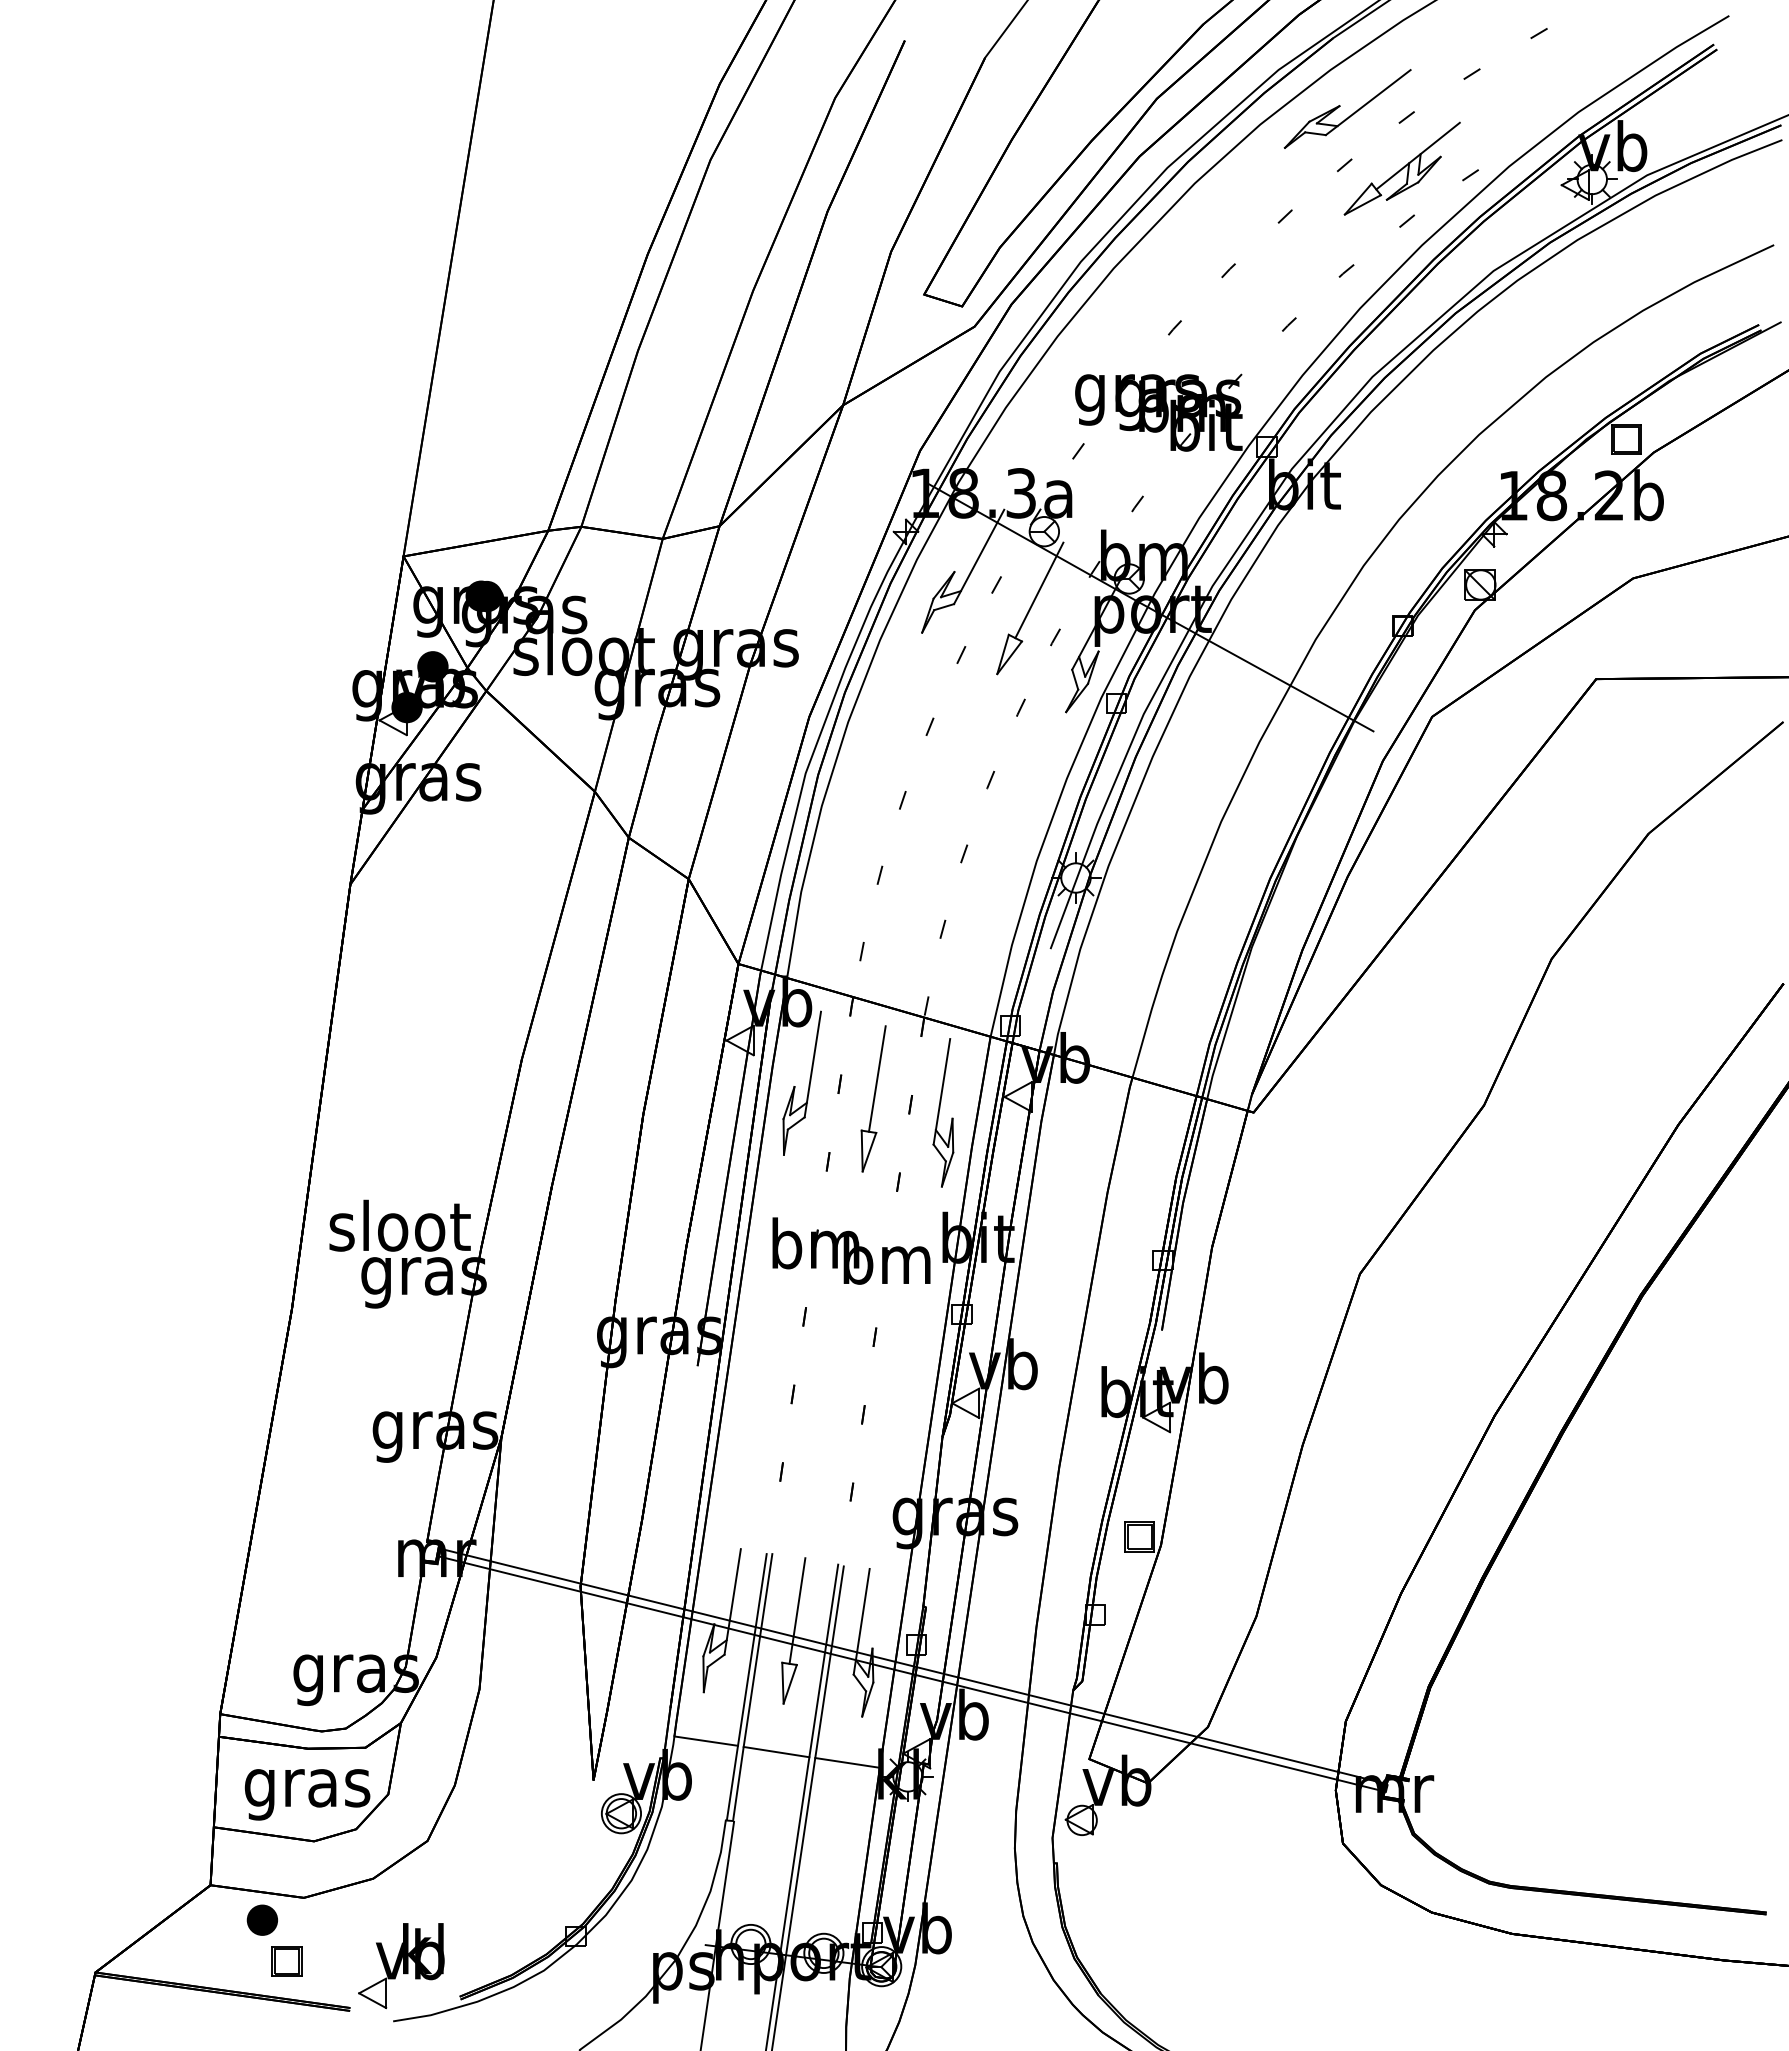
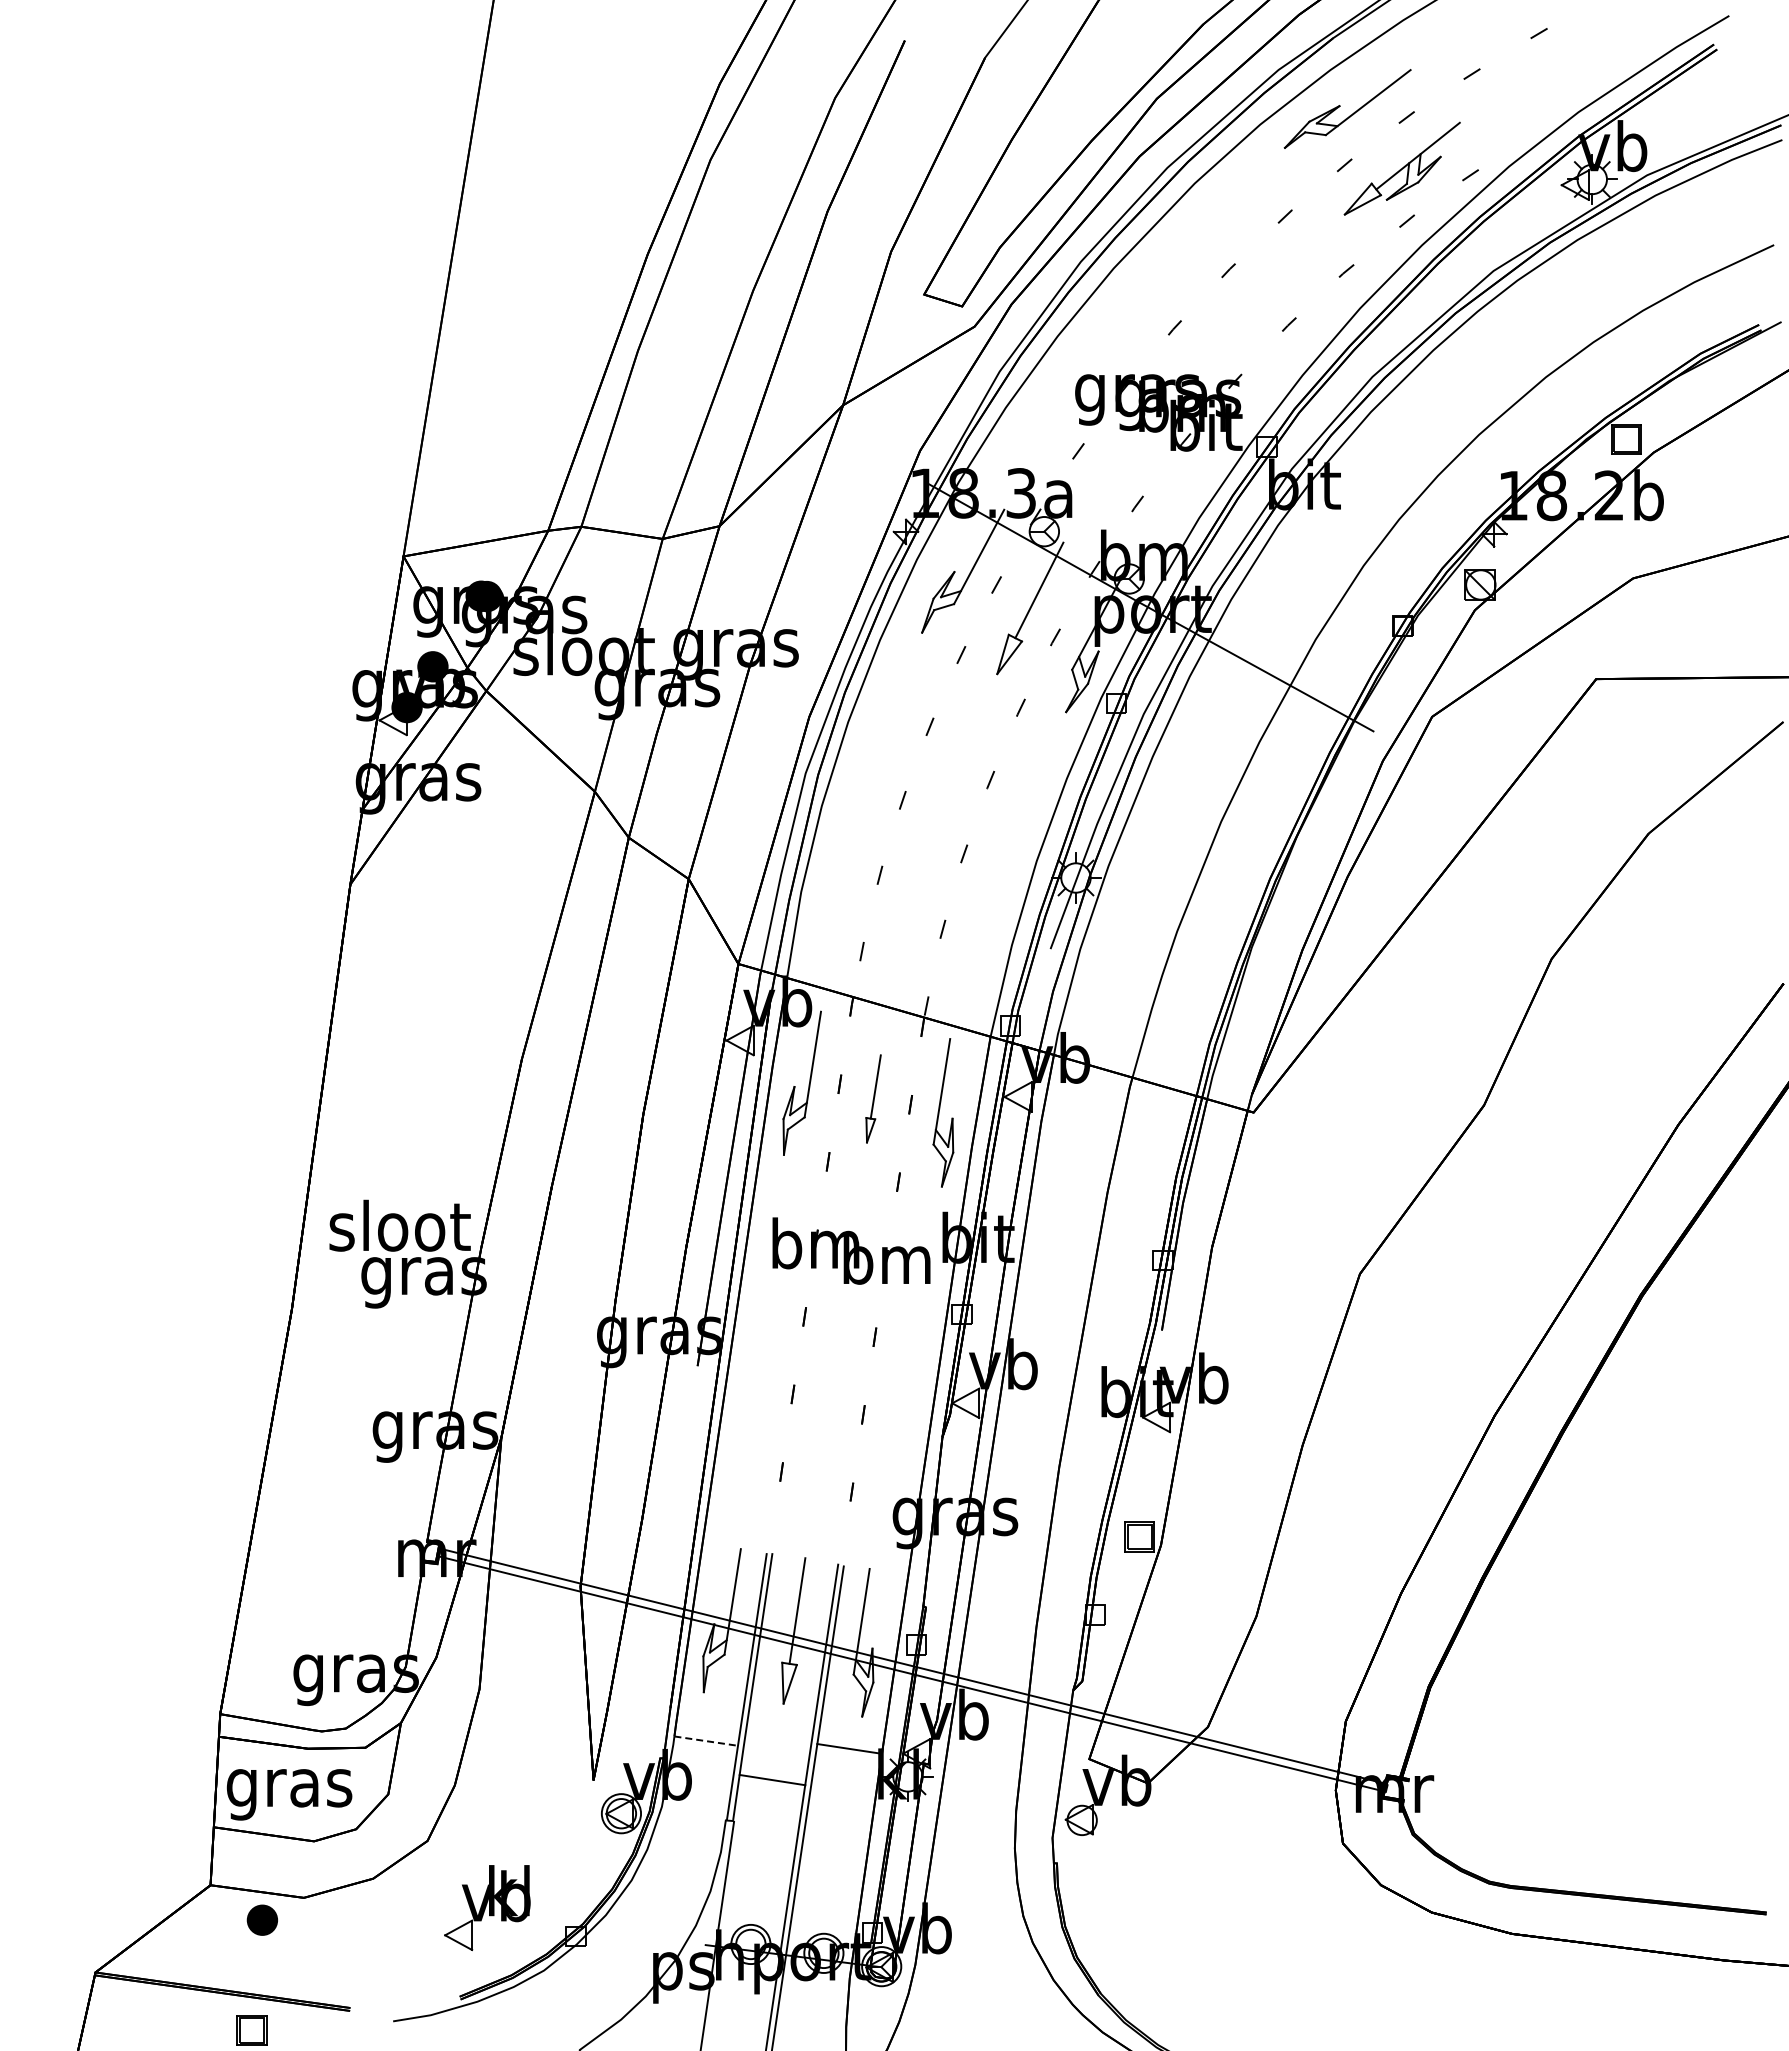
part size: 27x148 px -> 17x90 px (873, 1098)
line: solid -> dashed (706, 1741)
line position: (776, 1751) -> (772, 1779) (772, 1779)
line position: (847, 1762) -> (849, 1748) (849, 1748)
text position: (307, 1794) -> (289, 1794) (289, 1794)
part position: (286, 1961) -> (251, 2030) (251, 2030)
part position: (401, 1966) -> (487, 1908) (487, 1908)
